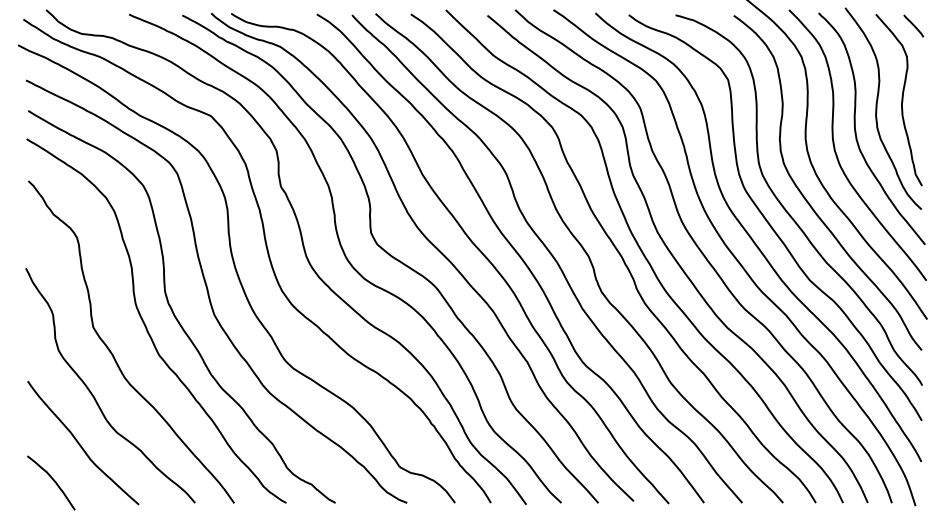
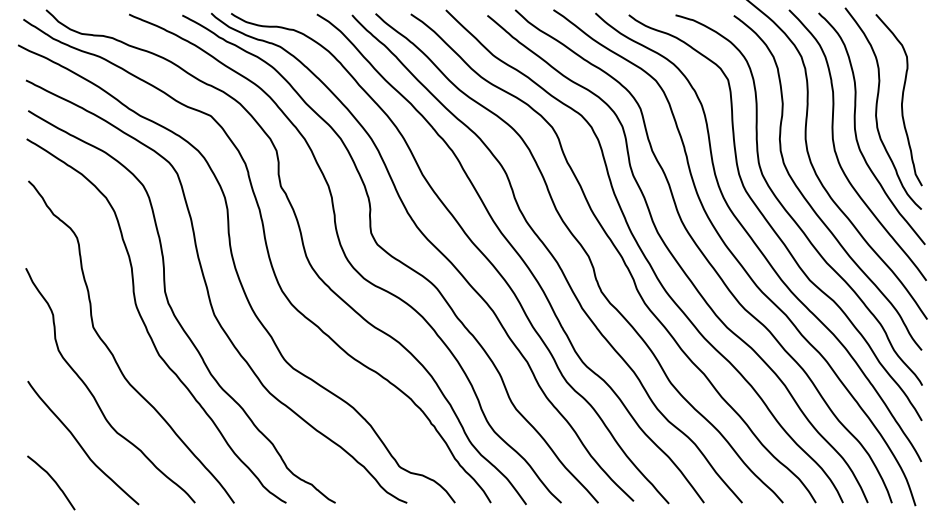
line: present -> none (913, 25)
